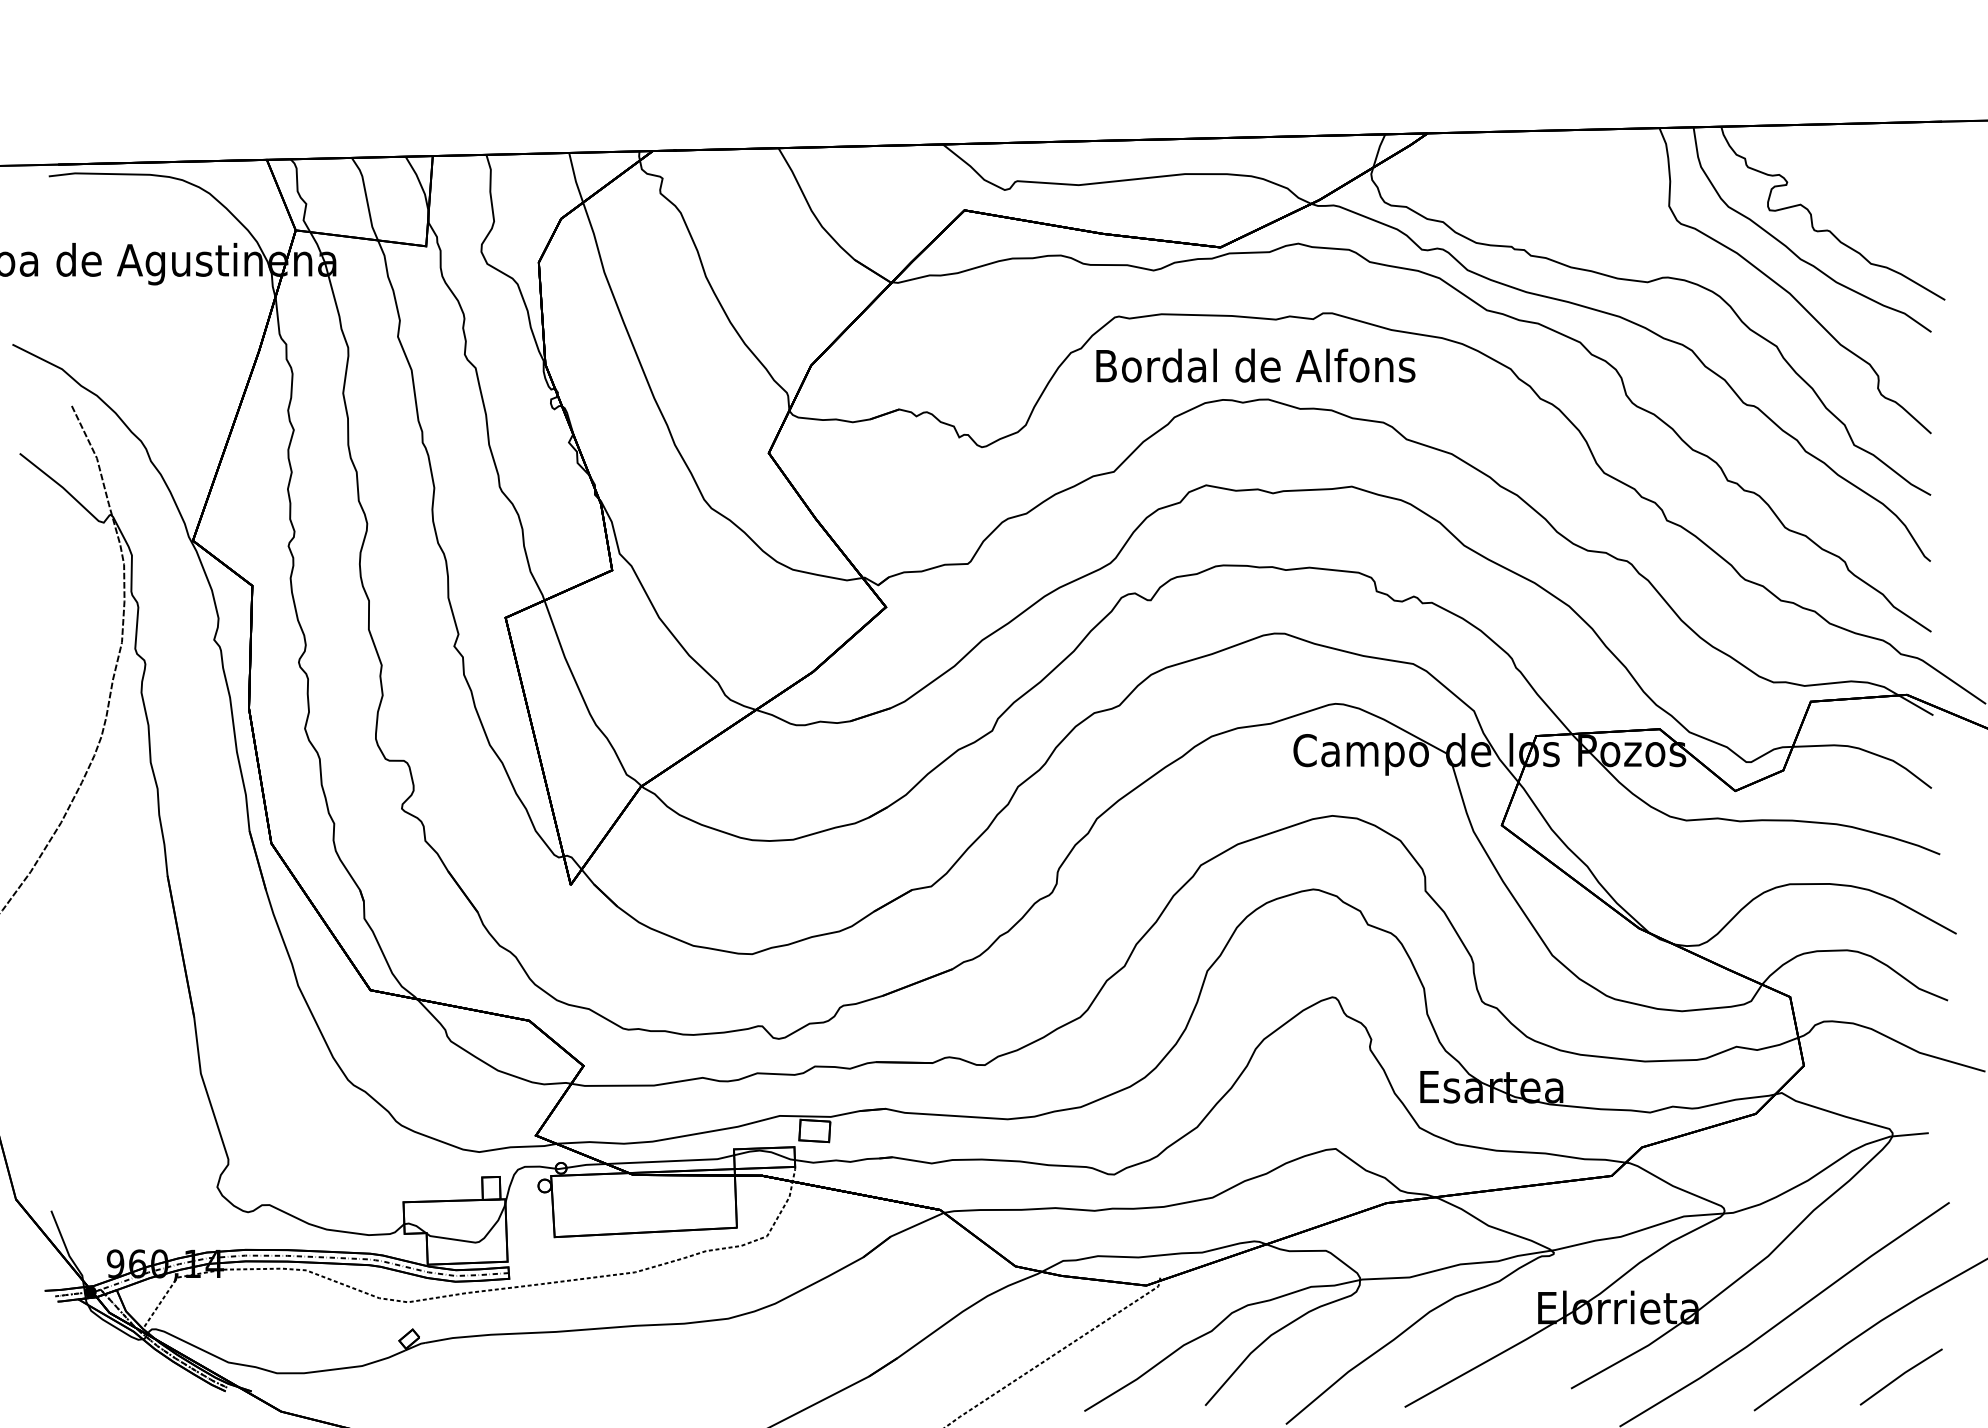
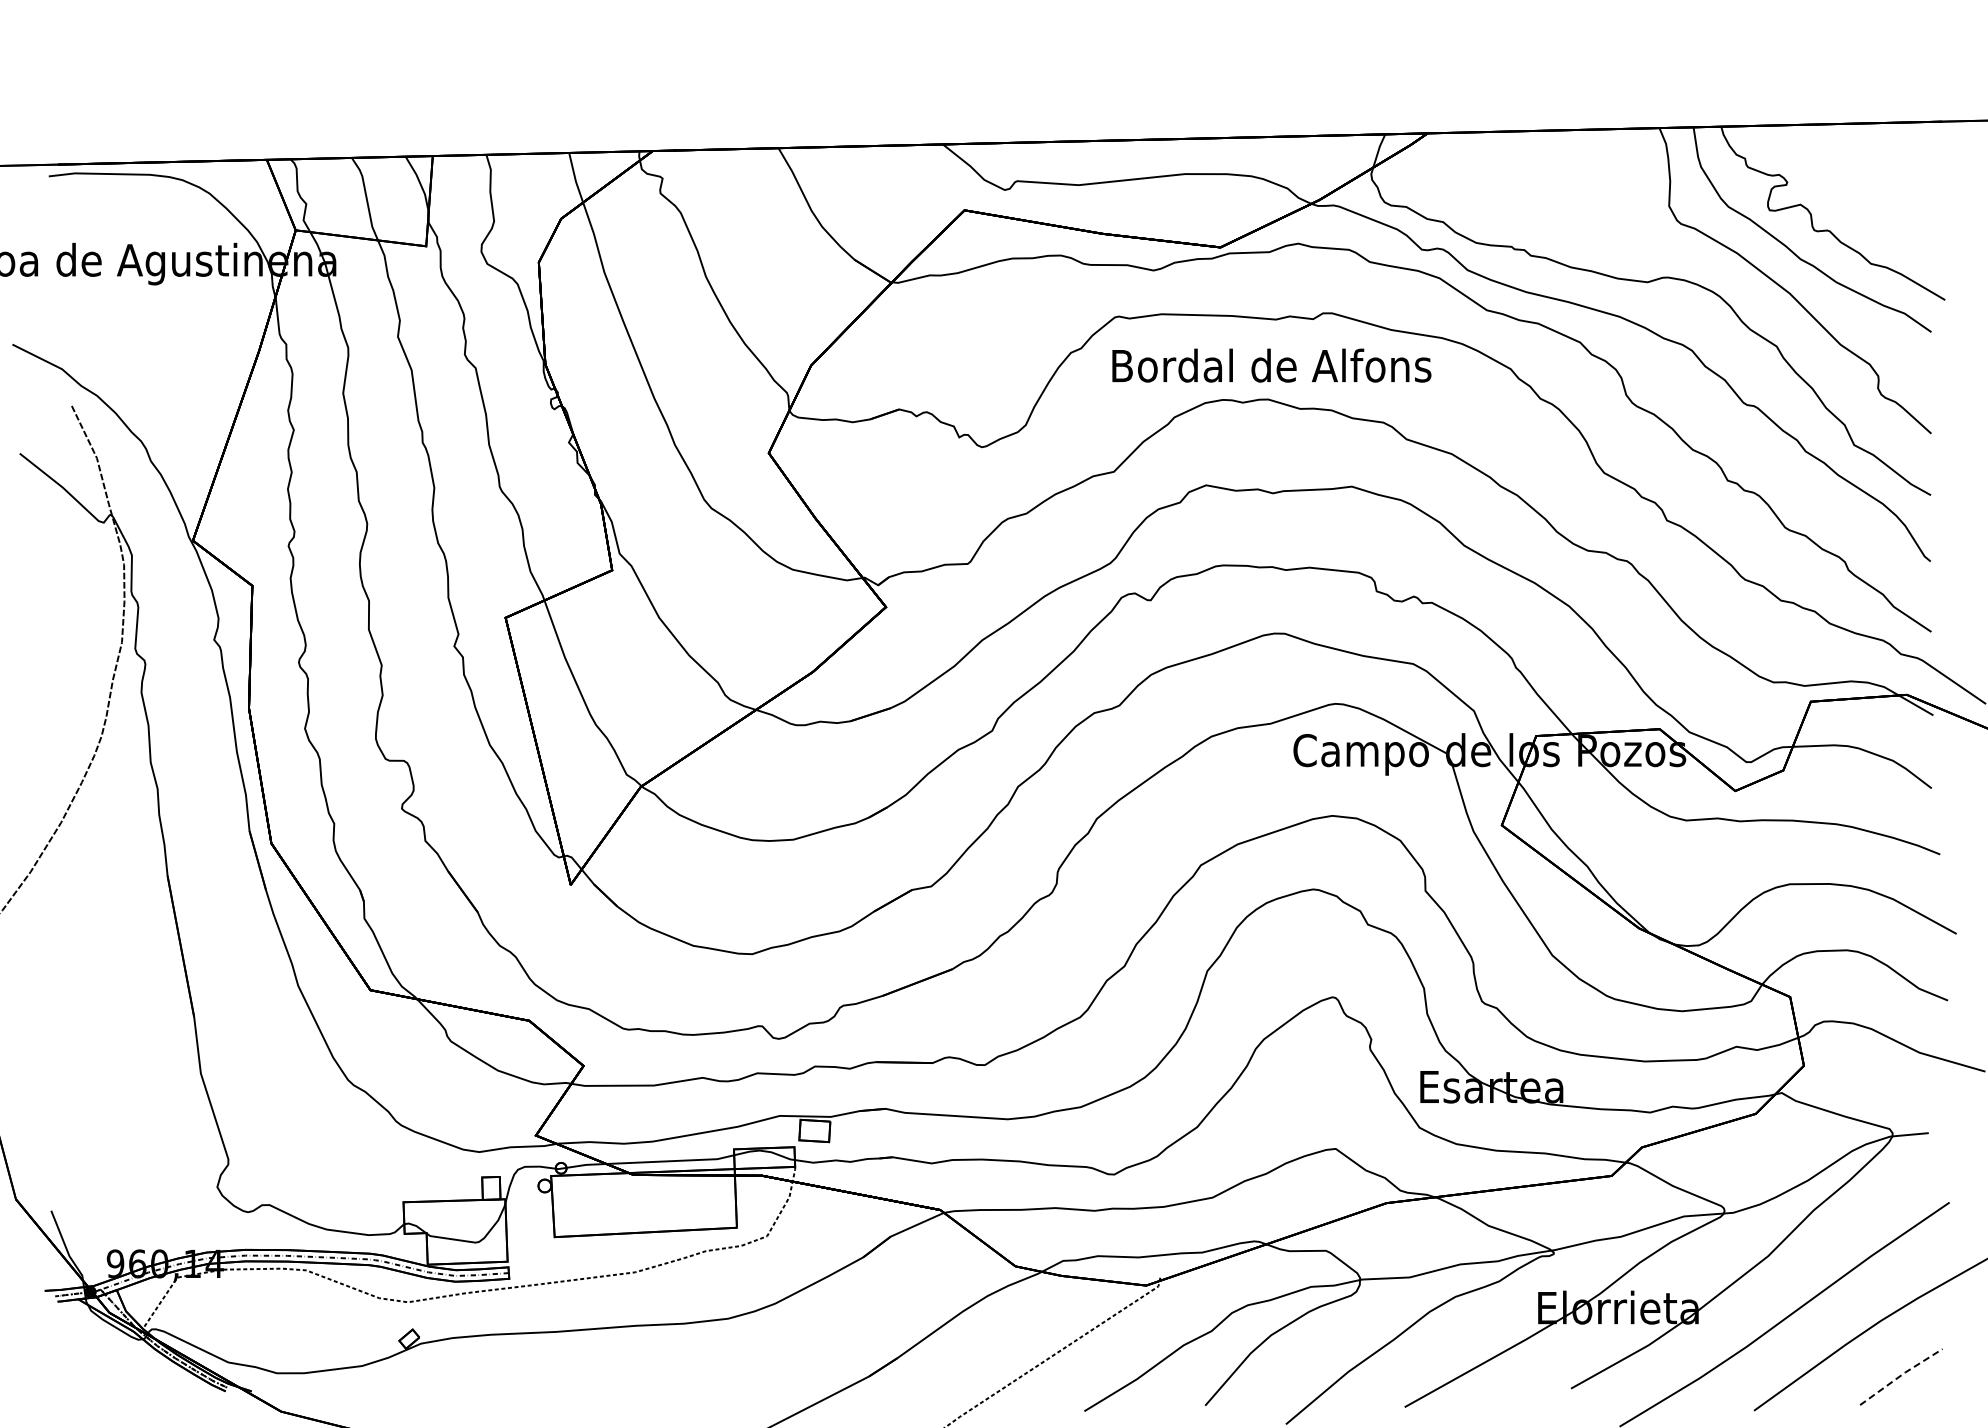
text position: (1255, 365) -> (1271, 365) (1271, 365)
line: solid -> dashed (1901, 1375)
